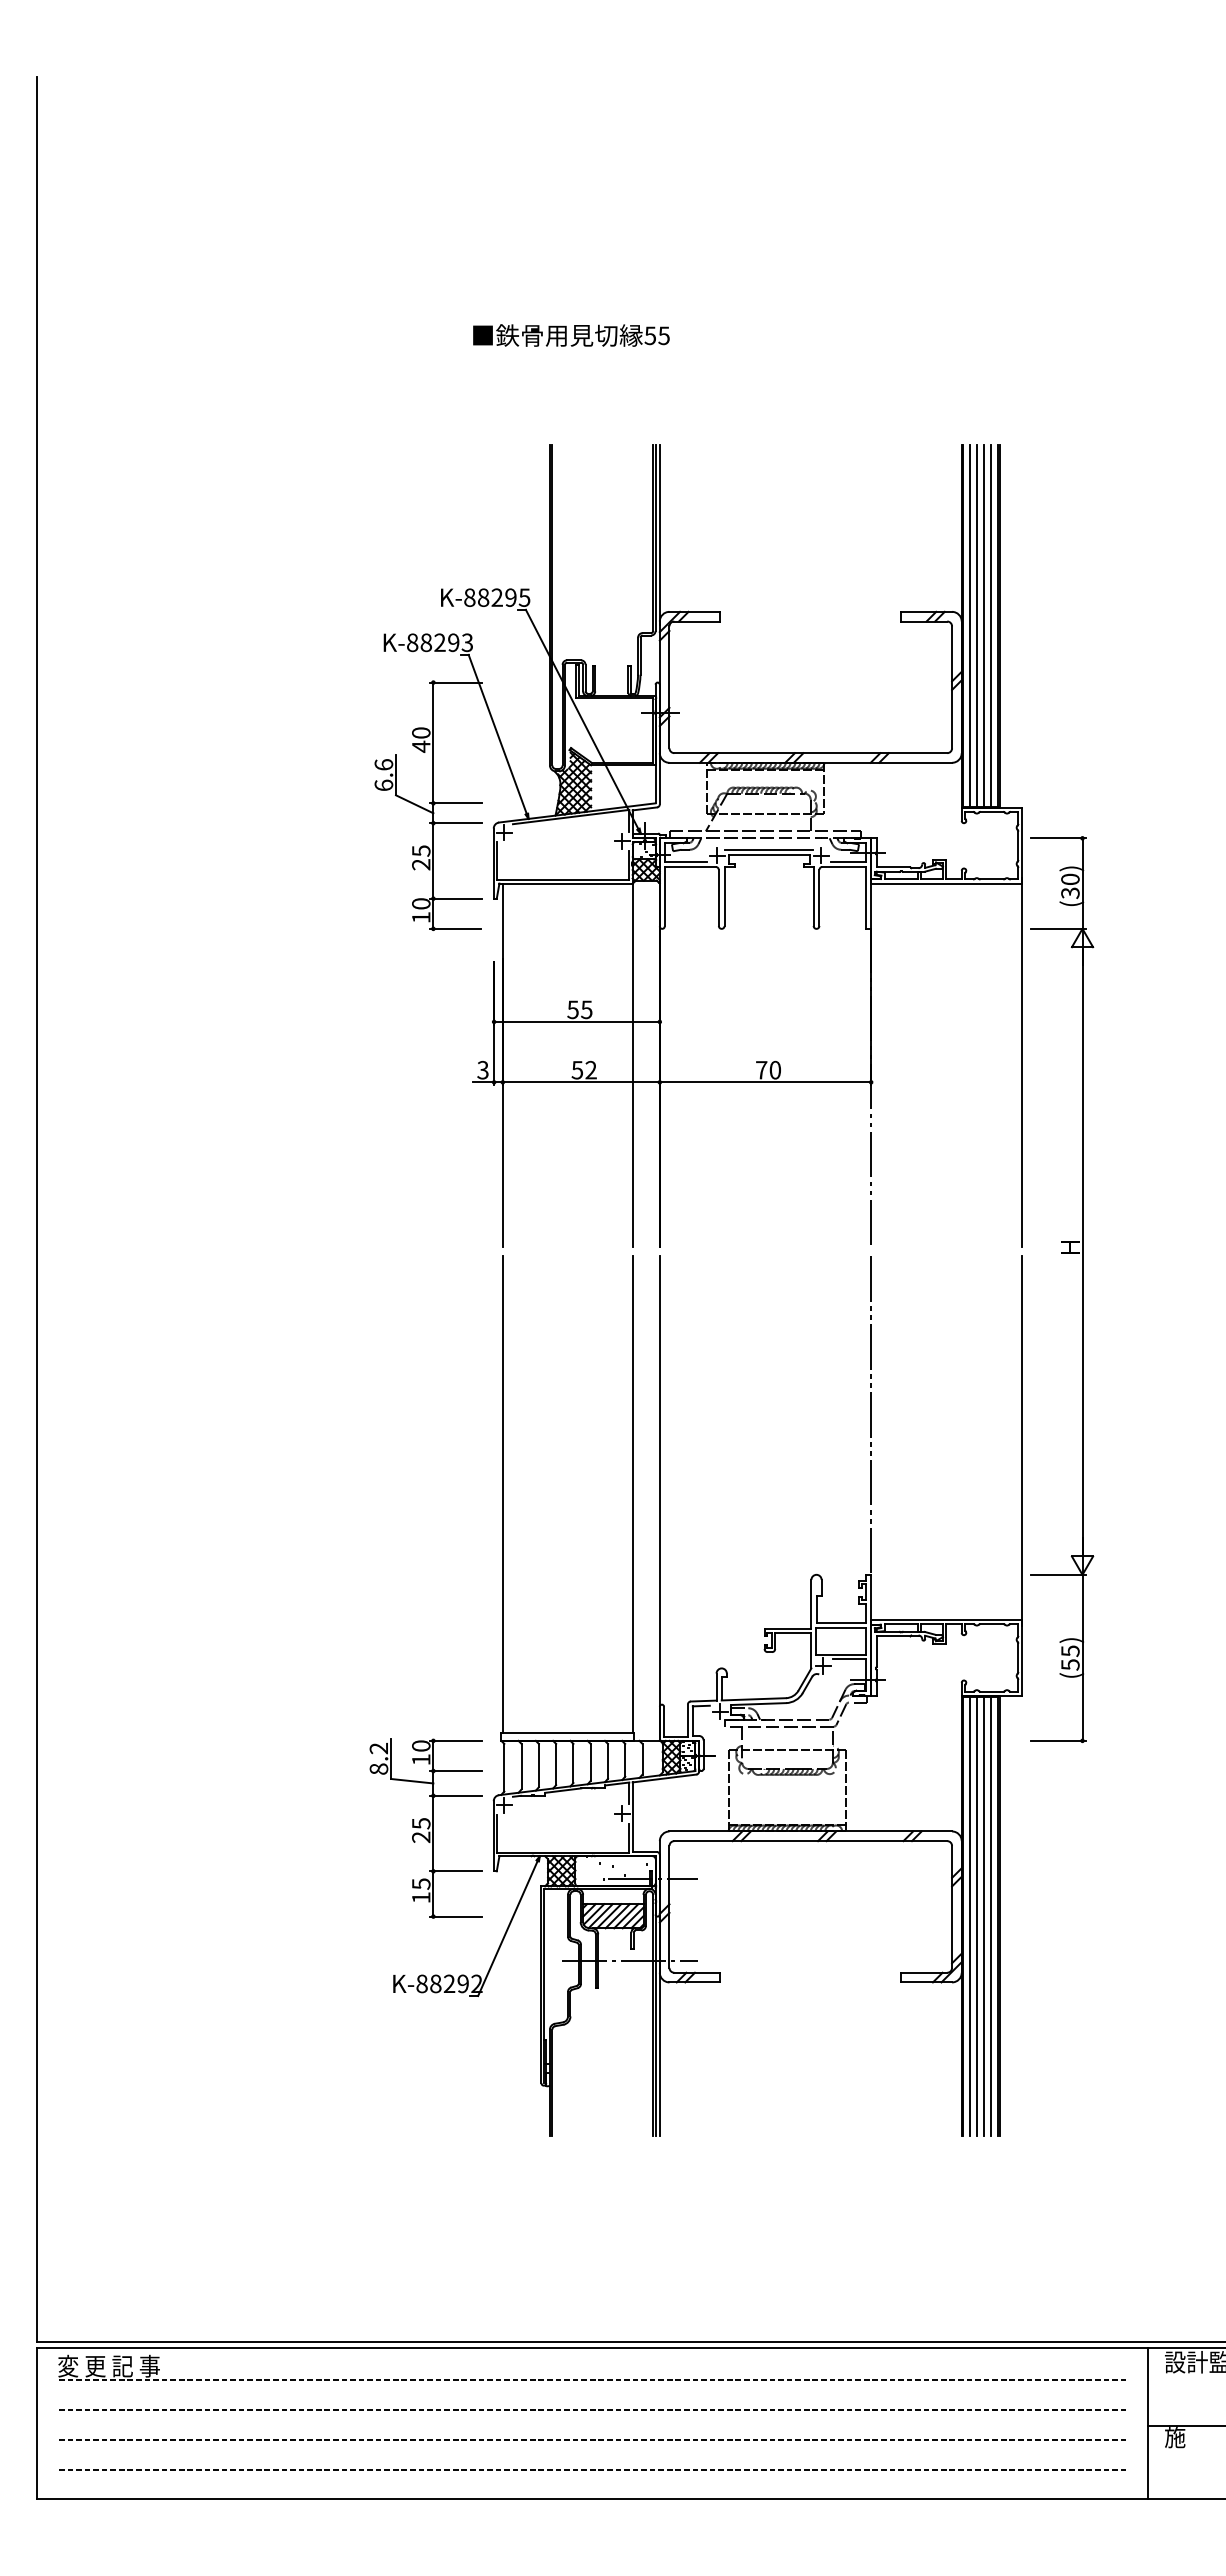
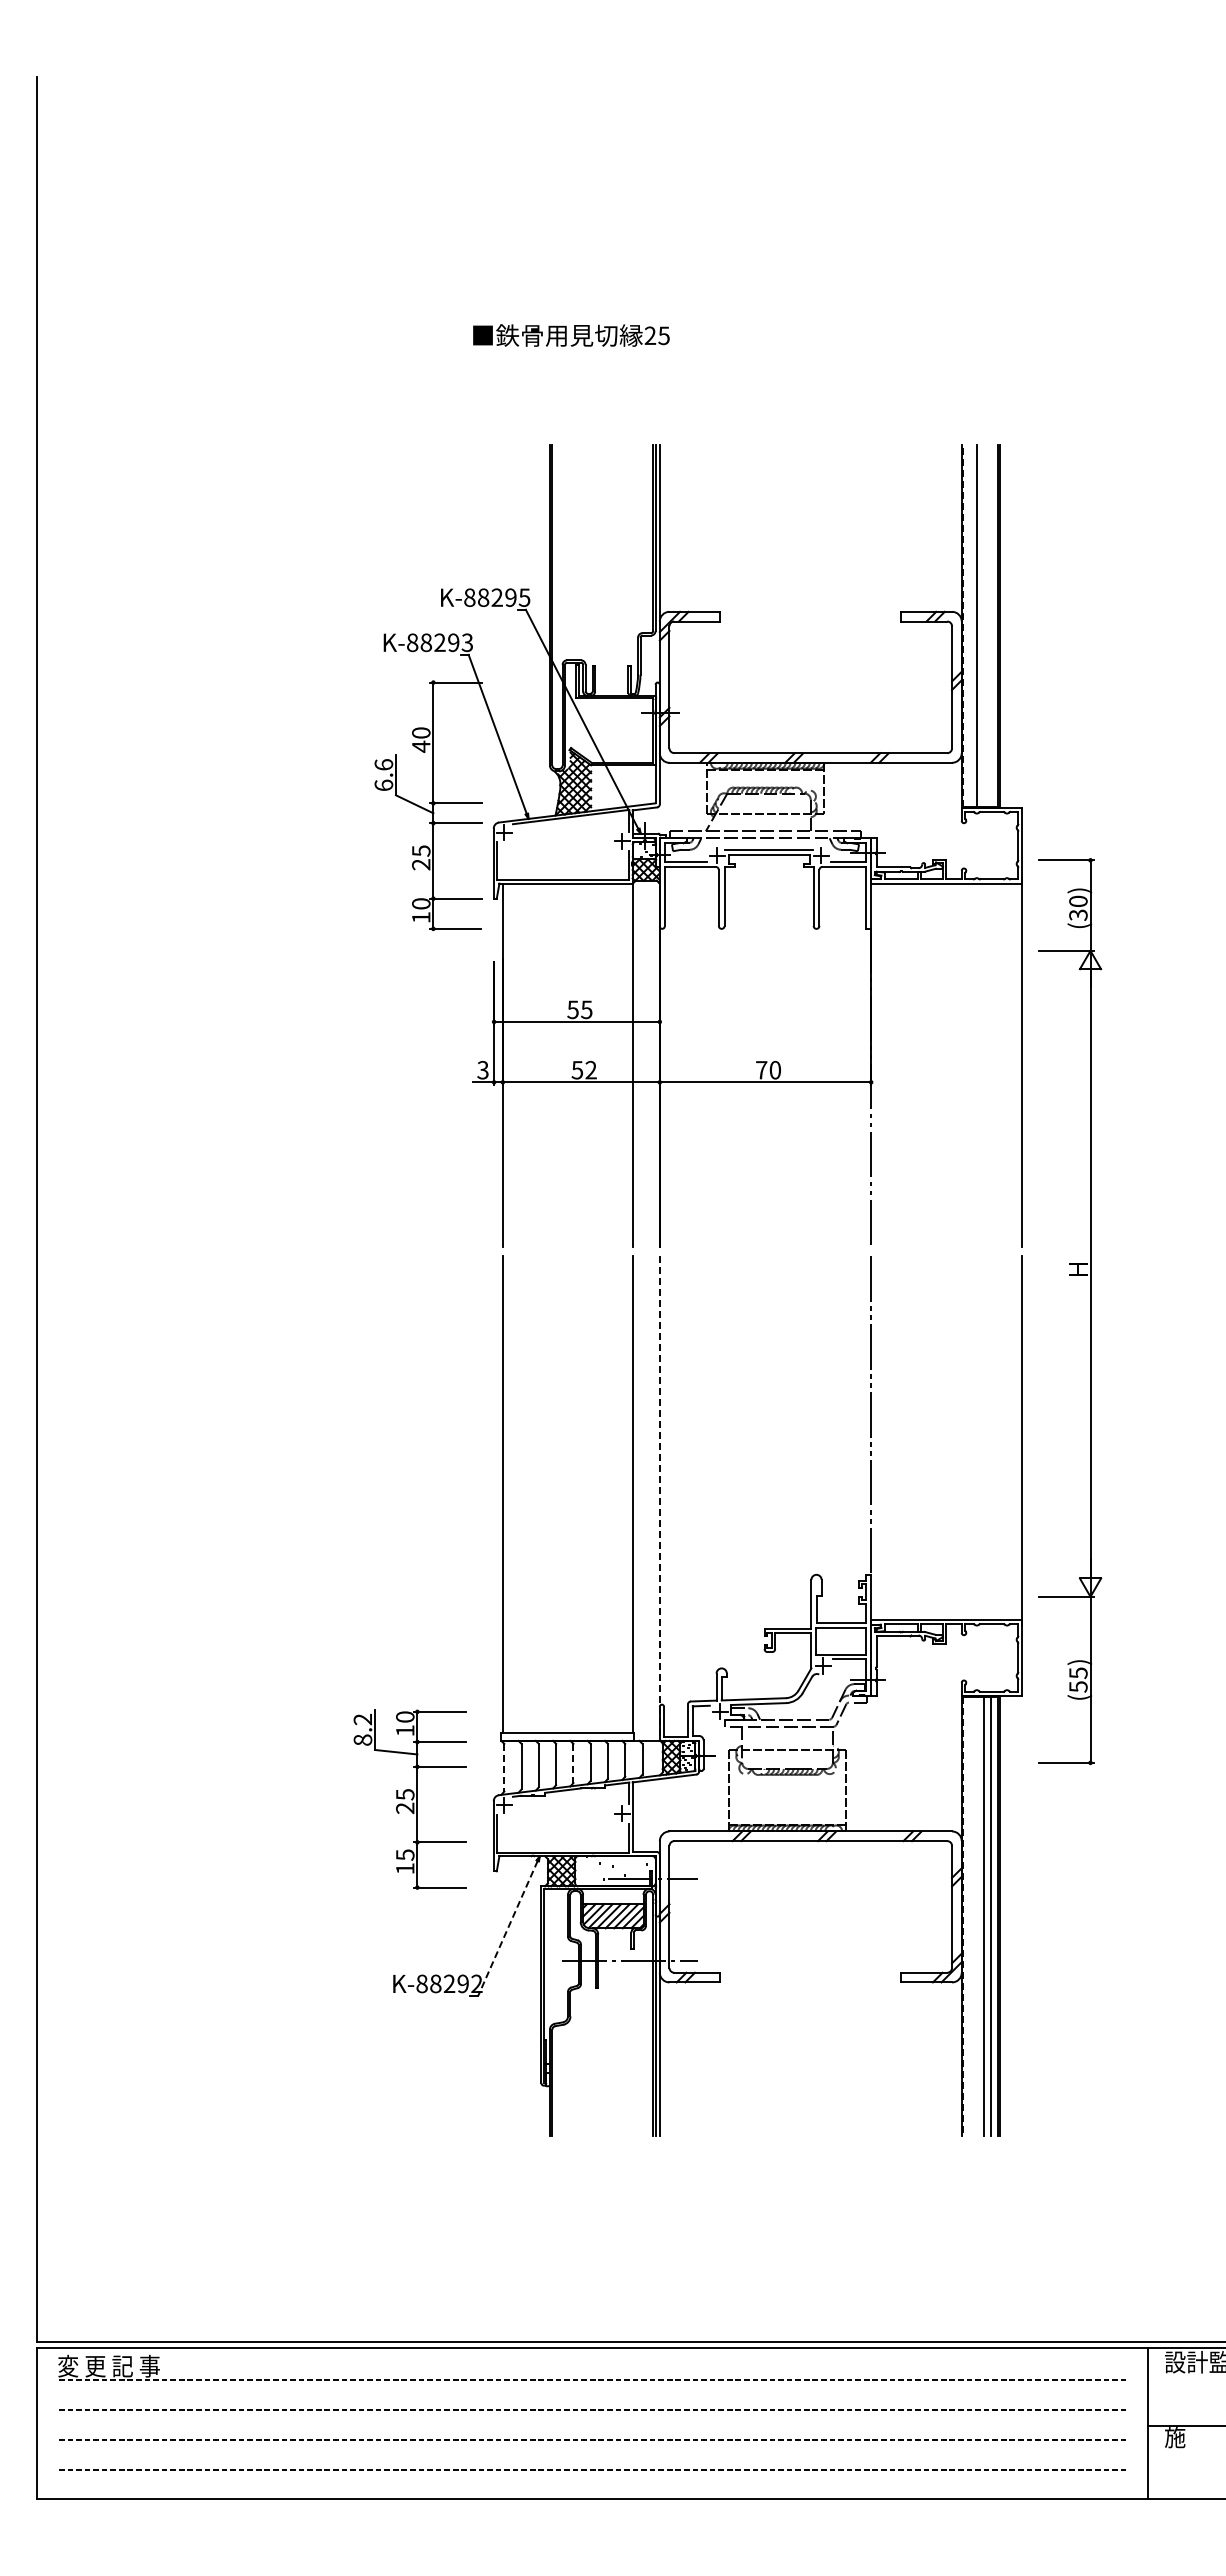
text: 55 -> 25 (650, 335)
line: solid -> dashed (963, 625)
line: present -> none (970, 625)
line: present -> none (984, 625)
line: present -> none (991, 625)
part position: (1082, 1289) -> (1090, 1311) (1090, 1311)
line: solid -> dashed (659, 1499)
line: solid -> dashed (573, 1763)
line: solid -> dashed (504, 1767)
part position: (425, 1828) -> (409, 1799) (409, 1799)
line: solid -> dashed (963, 1916)
line: present -> none (970, 1916)
line: present -> none (977, 1916)
line: solid -> dashed (507, 1928)
